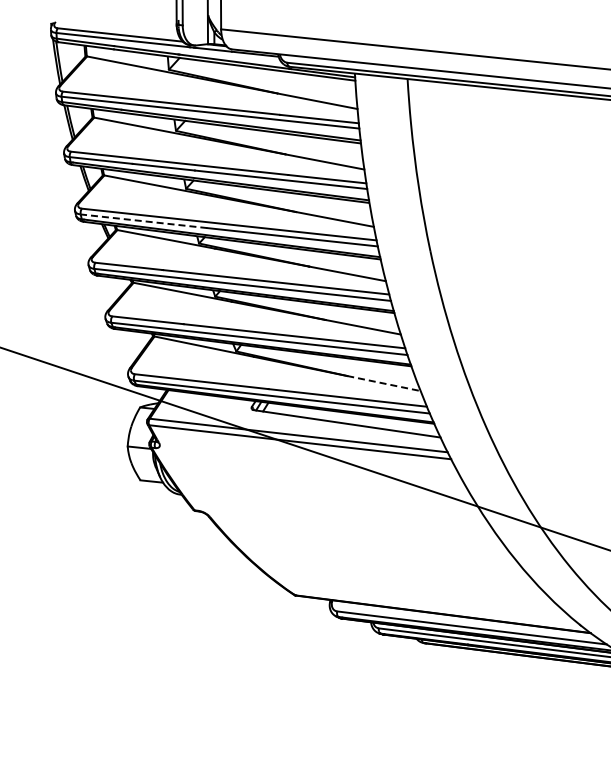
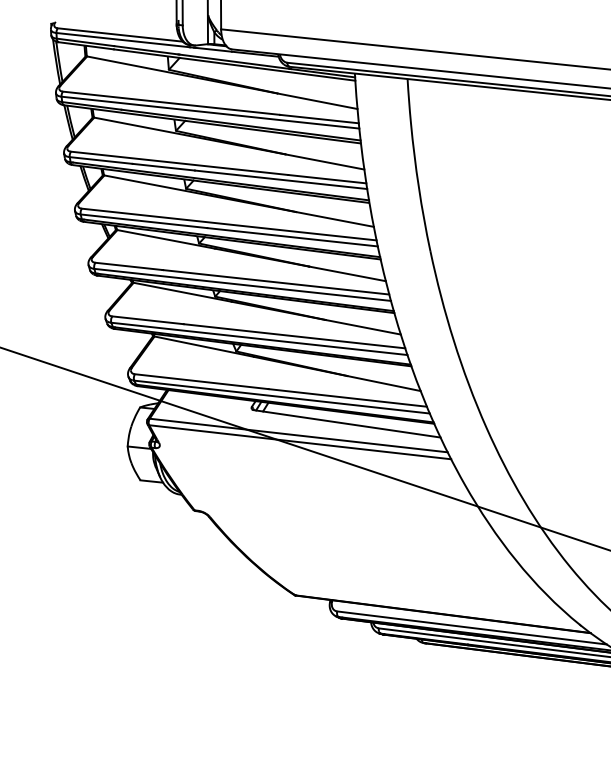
line: dashed -> solid (144, 221)
line: dashed -> solid (384, 383)
